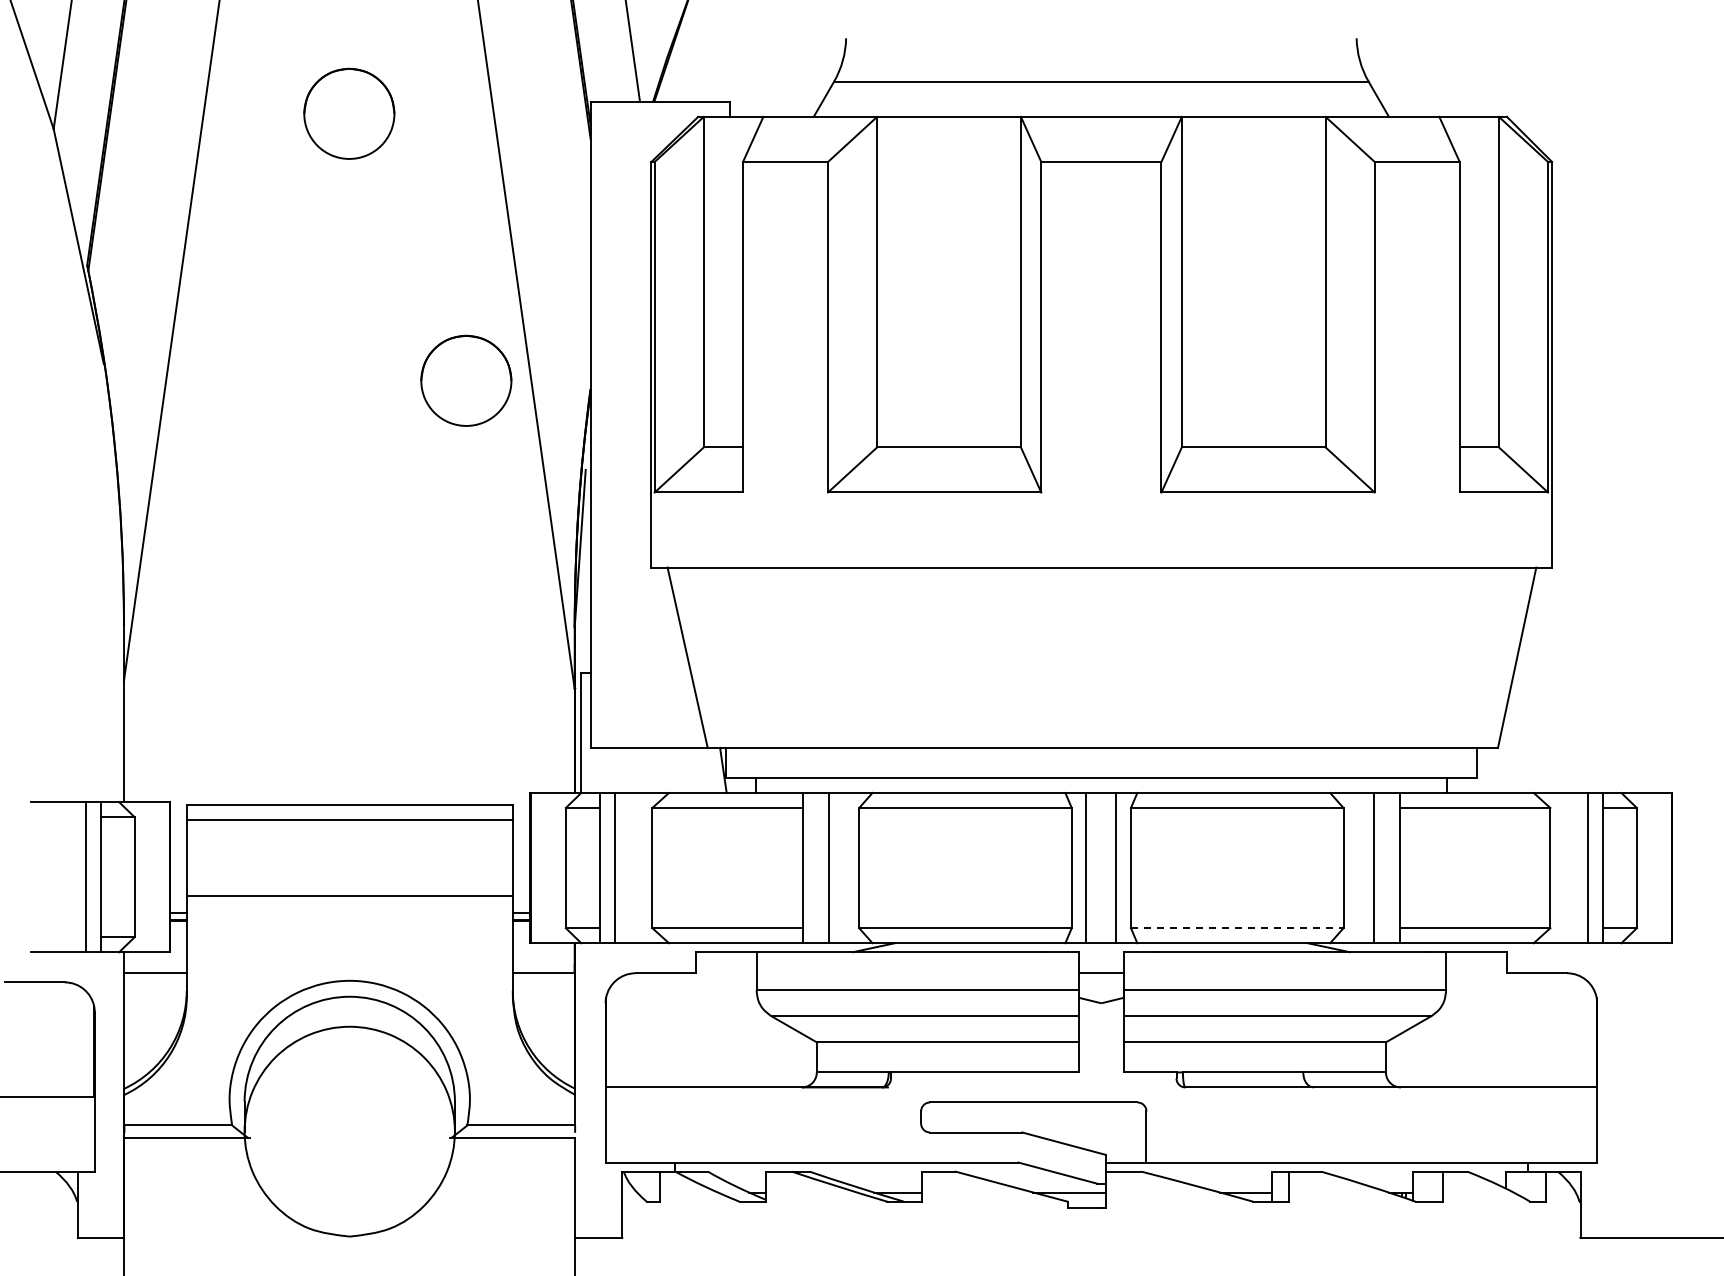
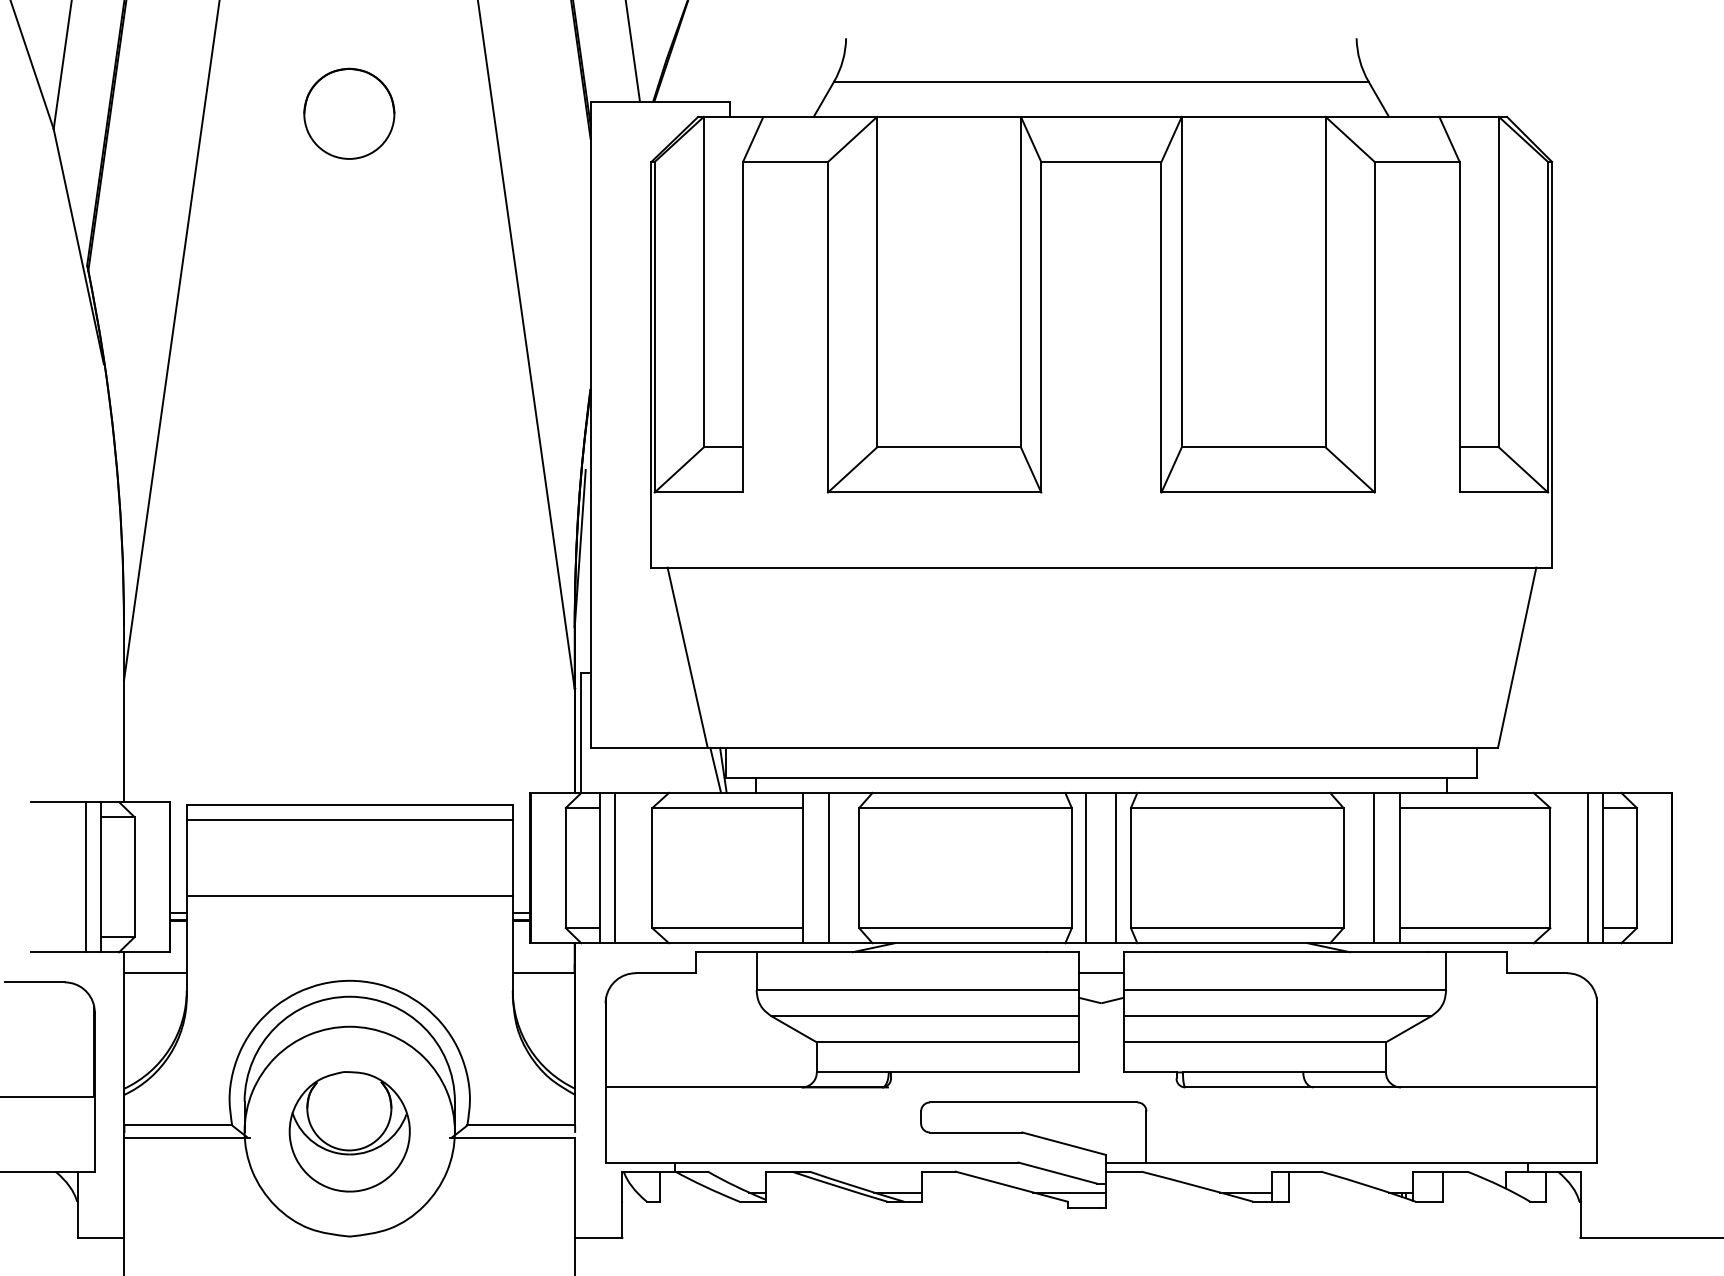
part: present -> none (466, 380)
line: none -> present (715, 769)
line: dashed -> solid (1237, 928)
part: none -> present (349, 1131)
